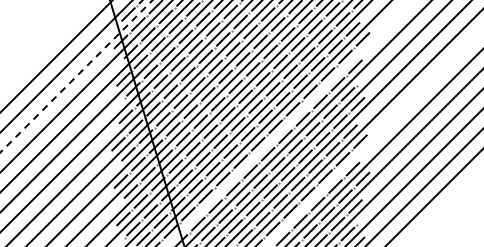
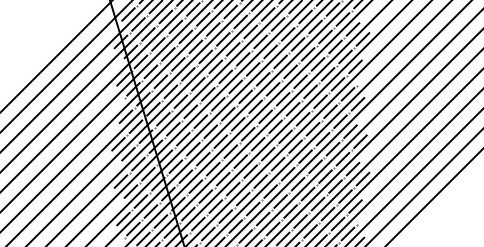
line: dashed -> solid (76, 76)
line: none -> present (289, 122)
line: none -> present (374, 137)
